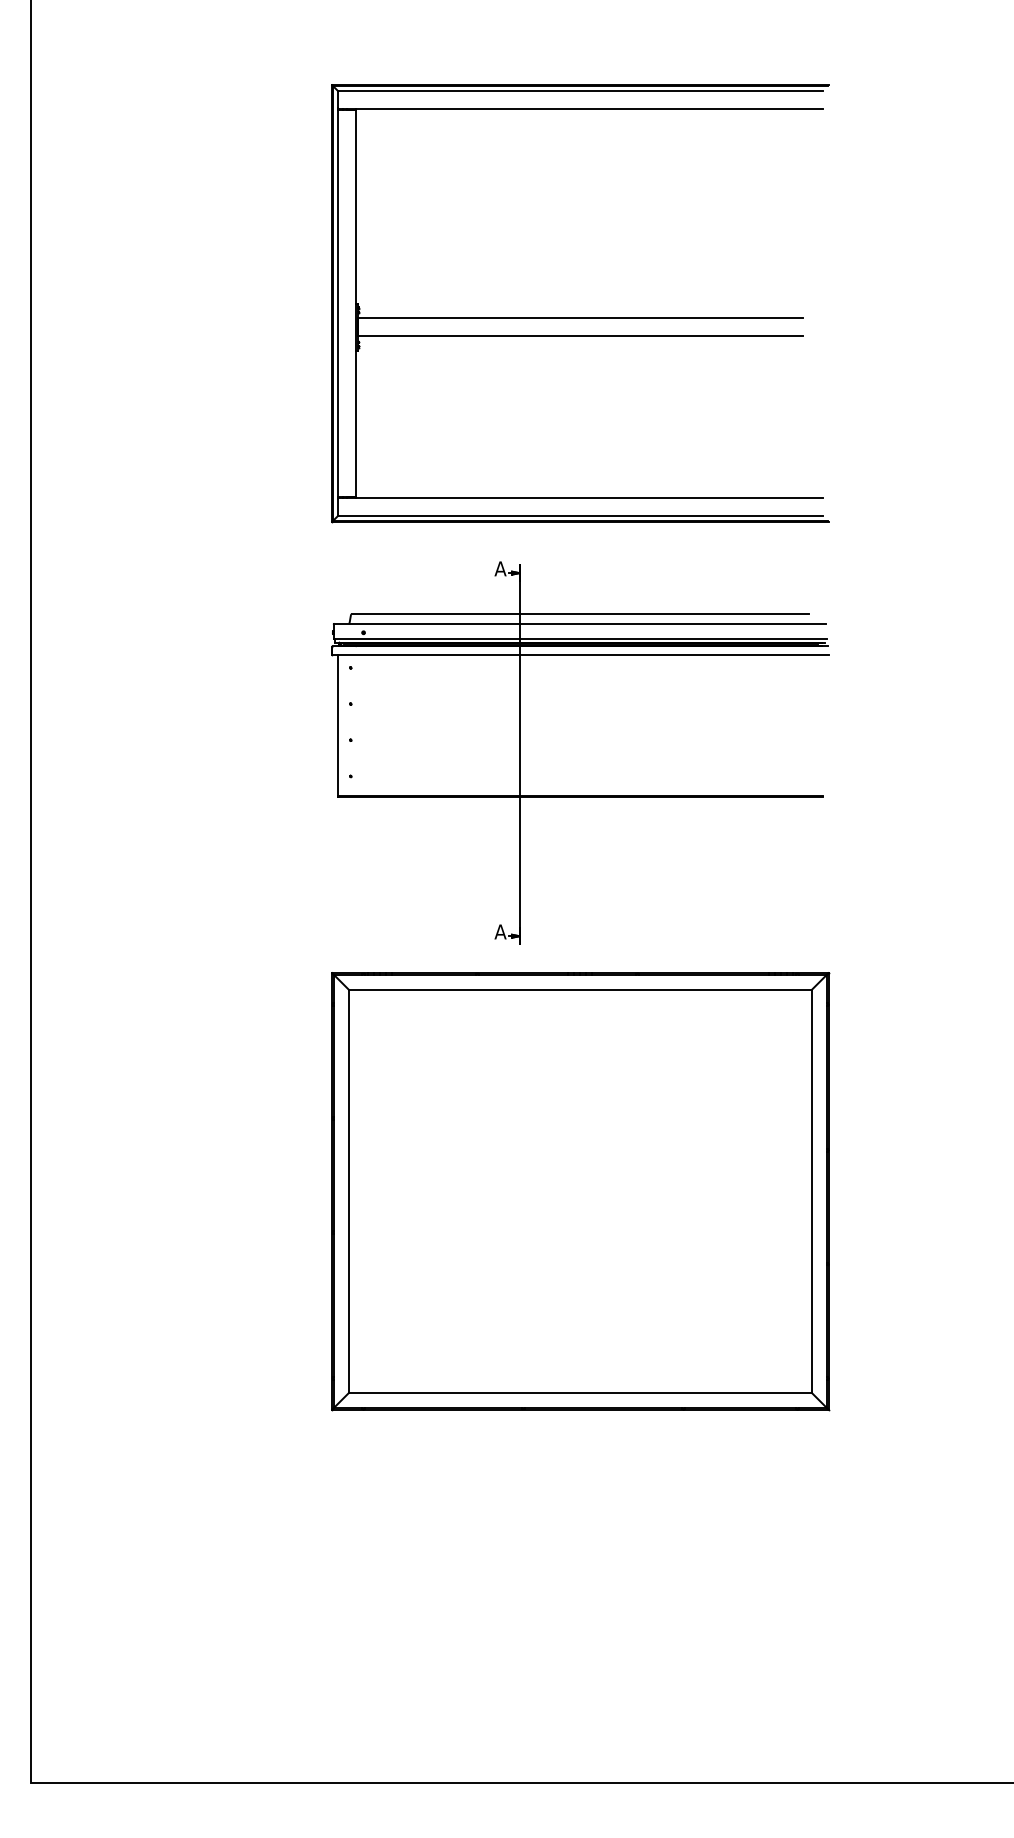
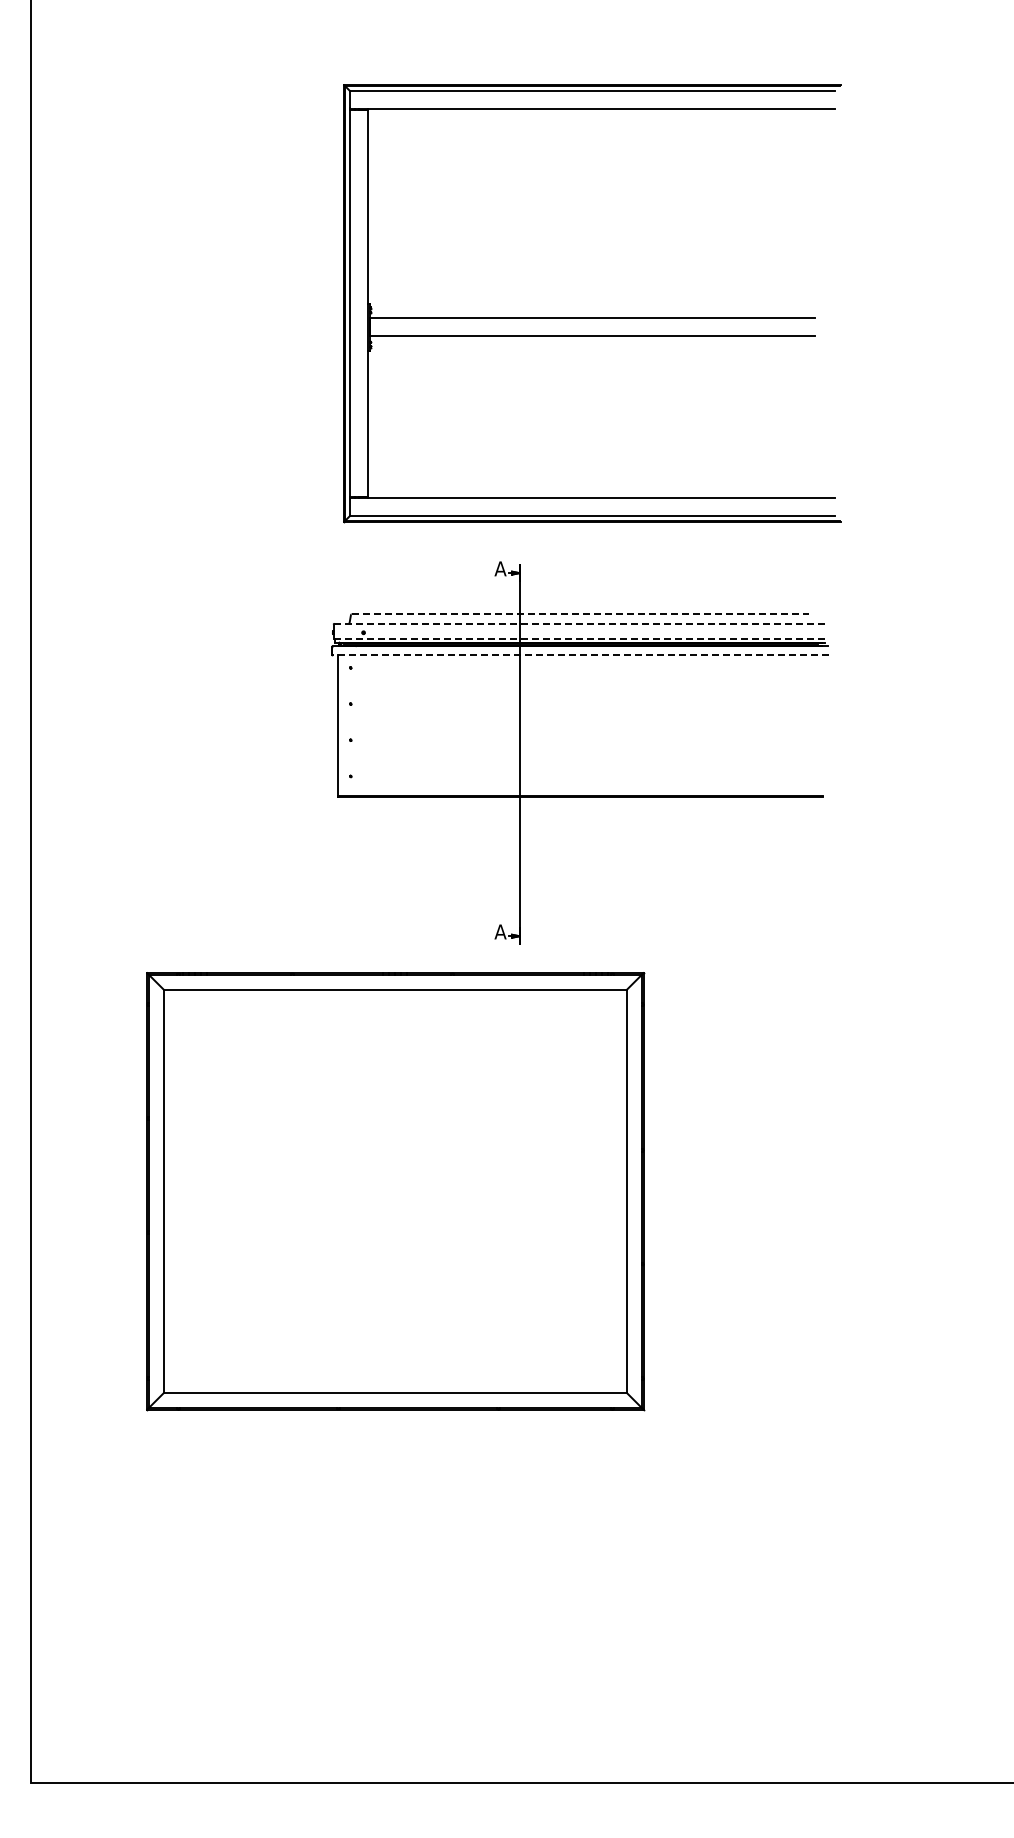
part position: (580, 317) -> (592, 317) (592, 317)
line: solid -> dashed (580, 614)
line: solid -> dashed (580, 623)
line: solid -> dashed (580, 638)
line: solid -> dashed (579, 655)
part position: (580, 1191) -> (395, 1191) (395, 1191)
